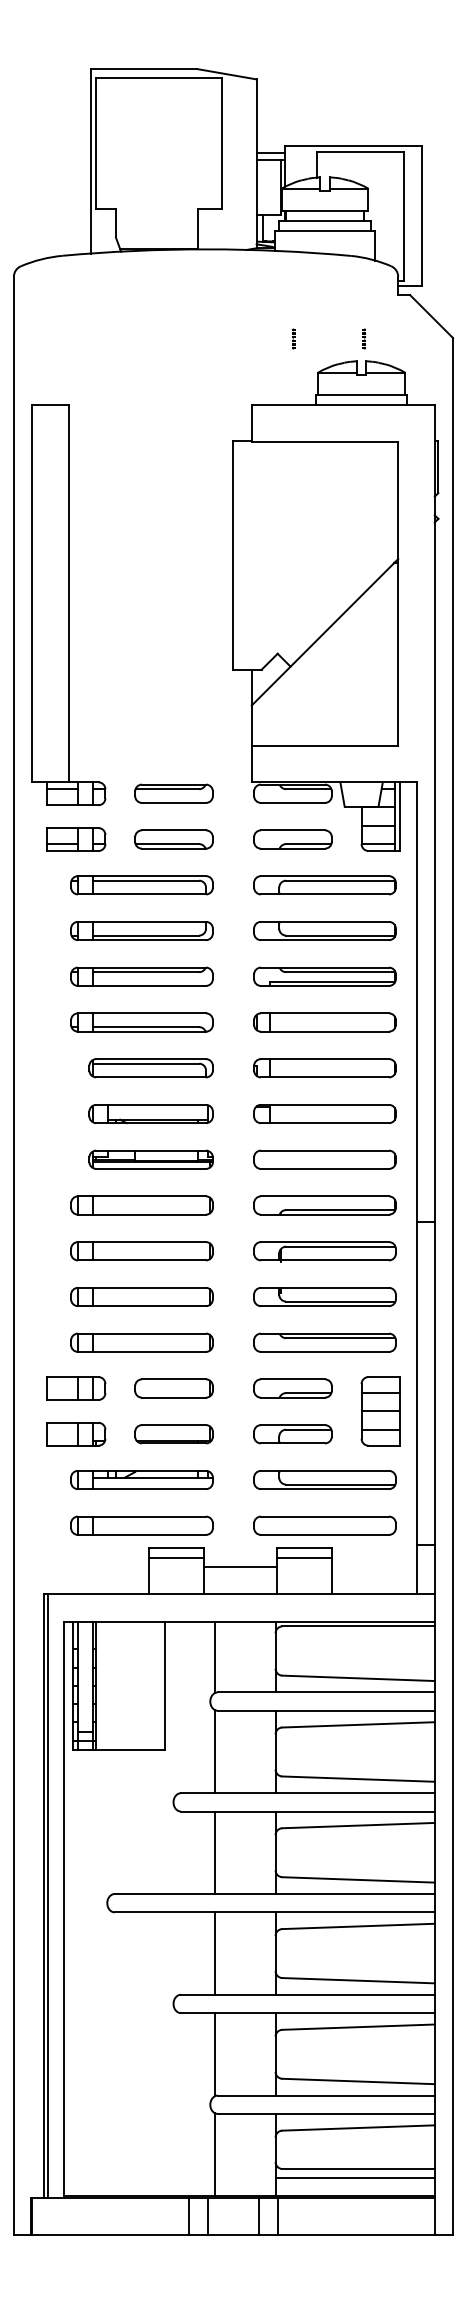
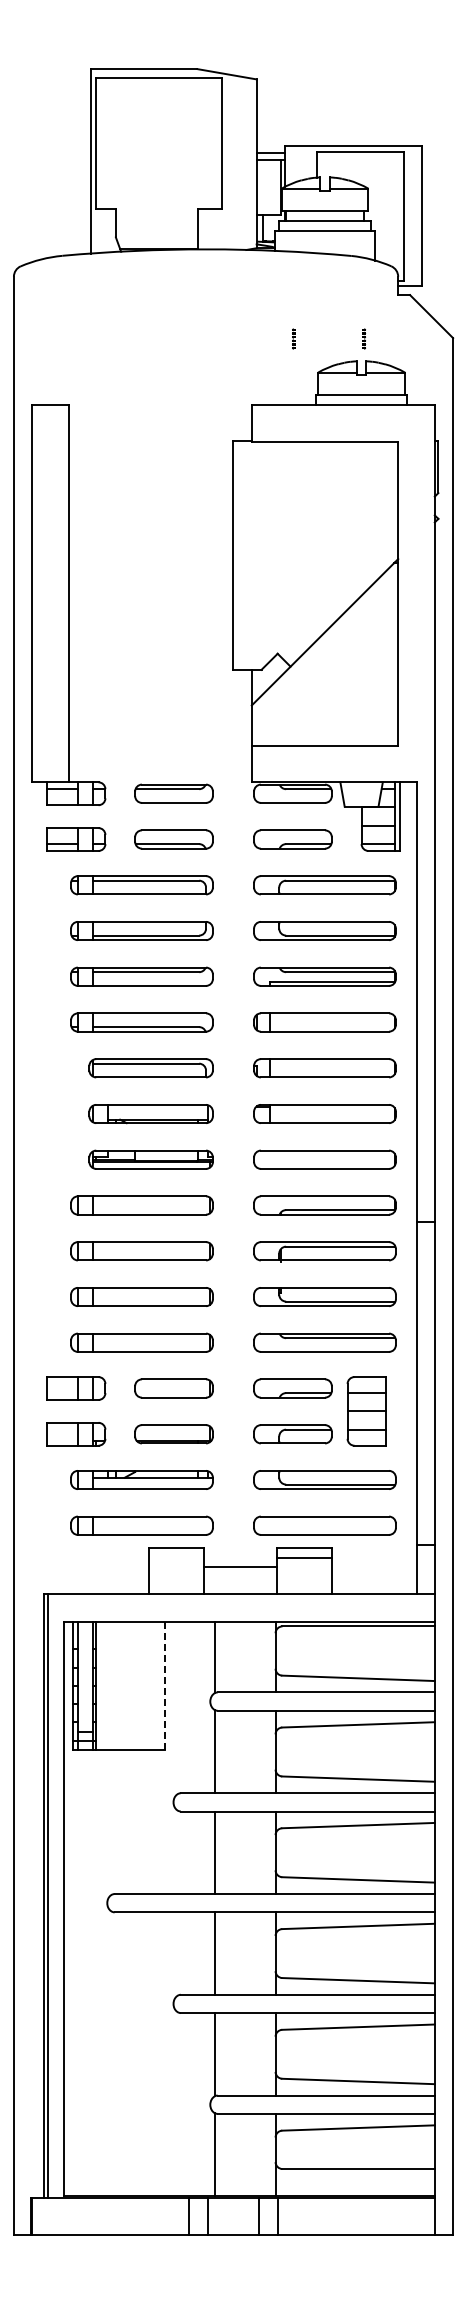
part position: (380, 1411) -> (366, 1411) (366, 1411)
line: present -> none (175, 1557)
line: solid -> dashed (164, 1685)
line: present -> none (354, 2177)
